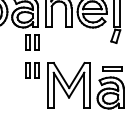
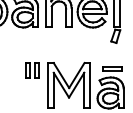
part: present -> none (32, 42)
